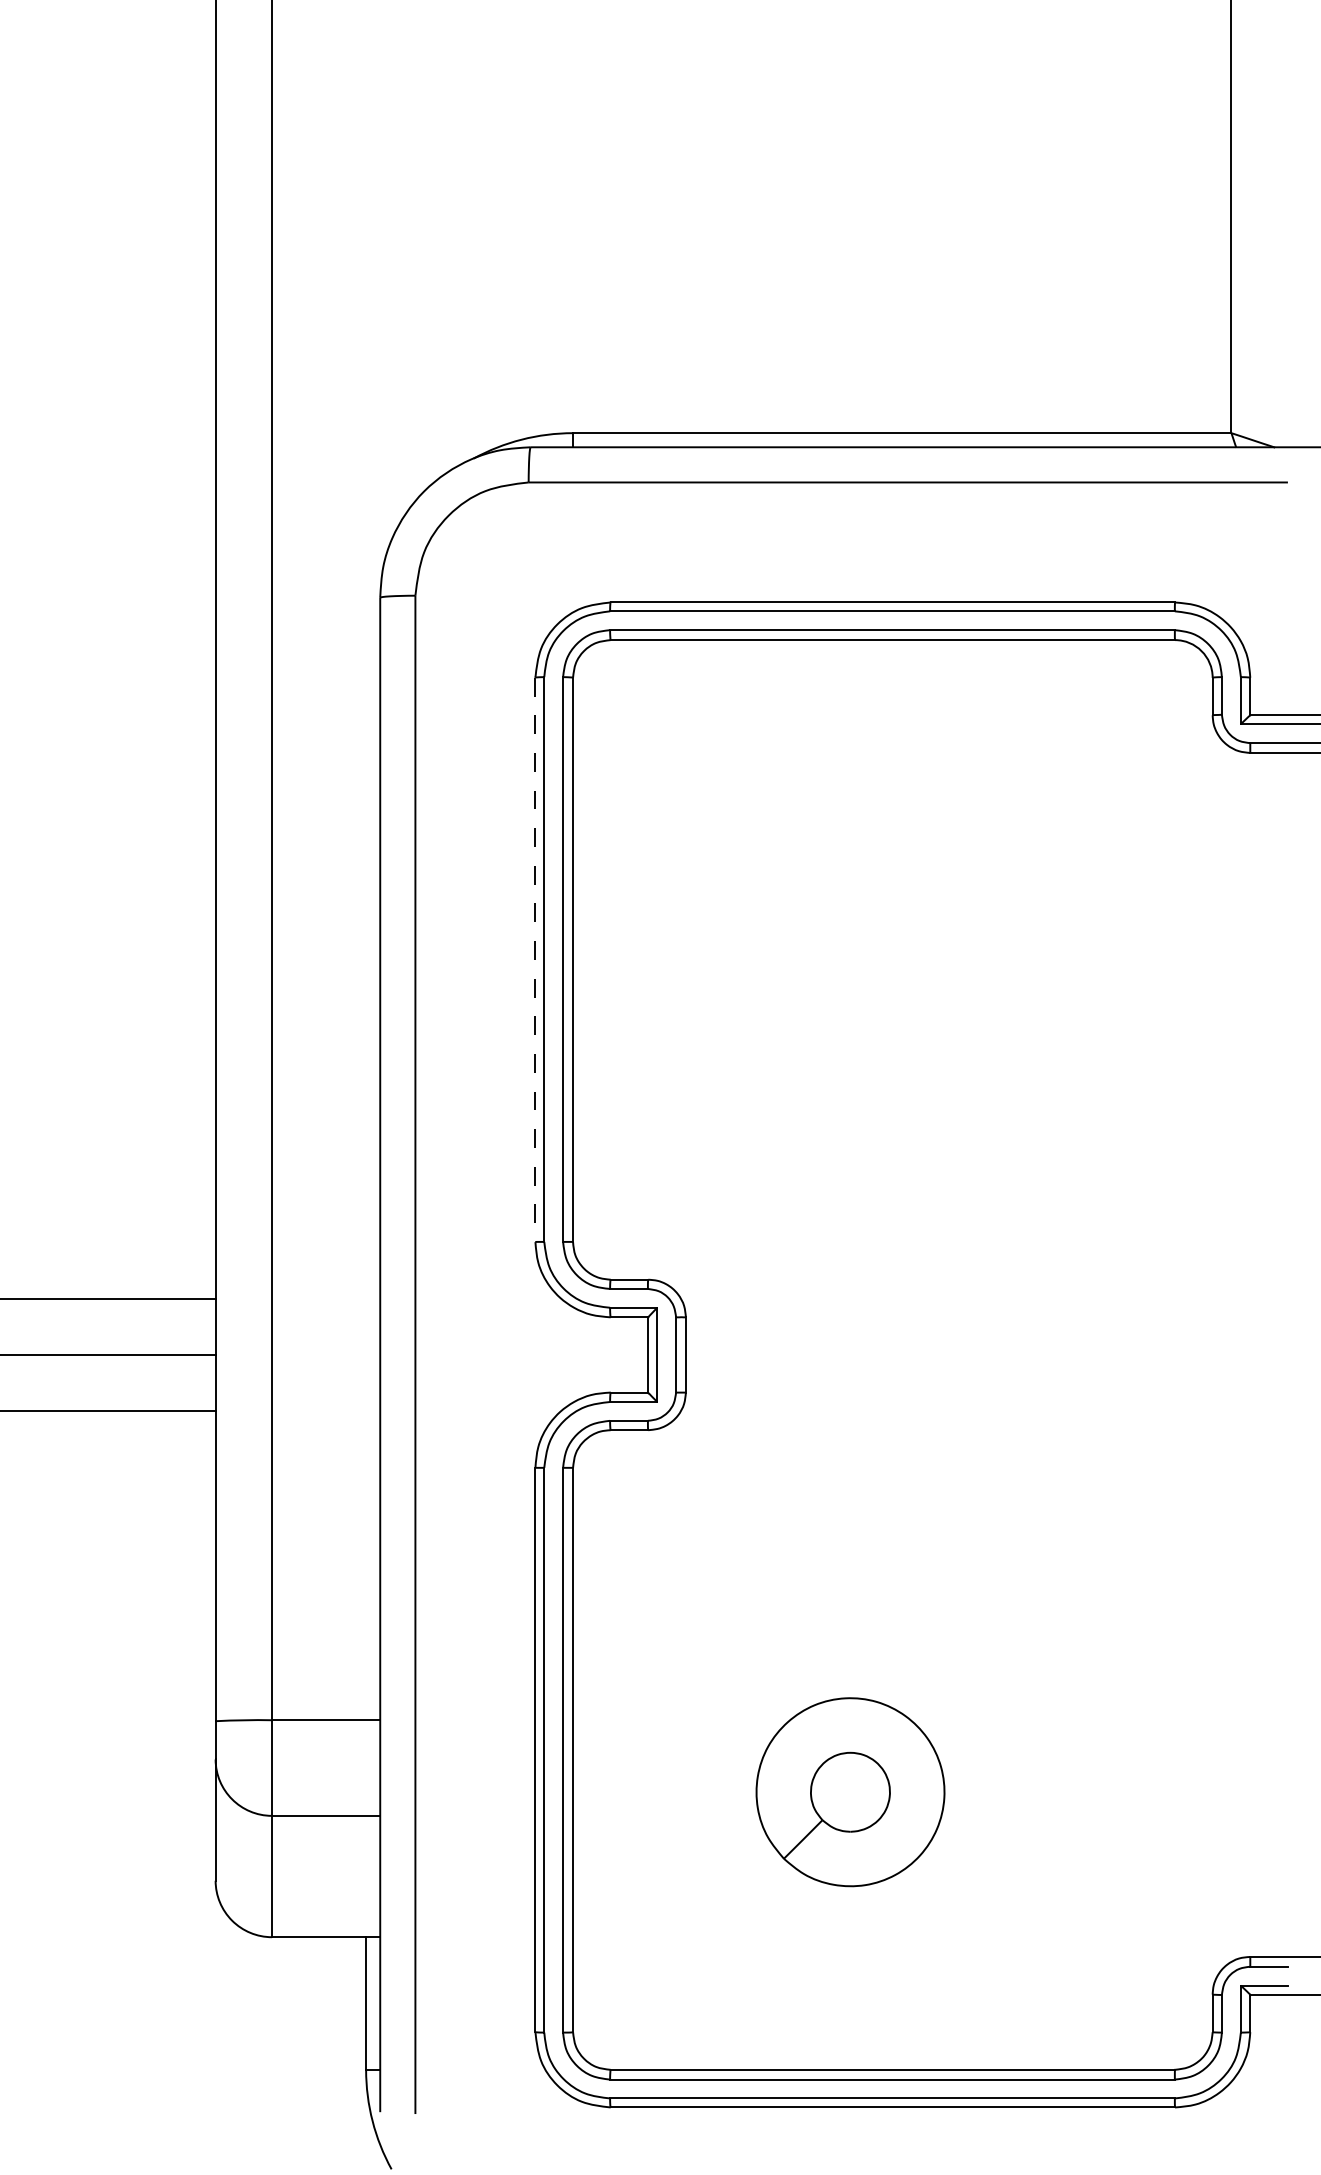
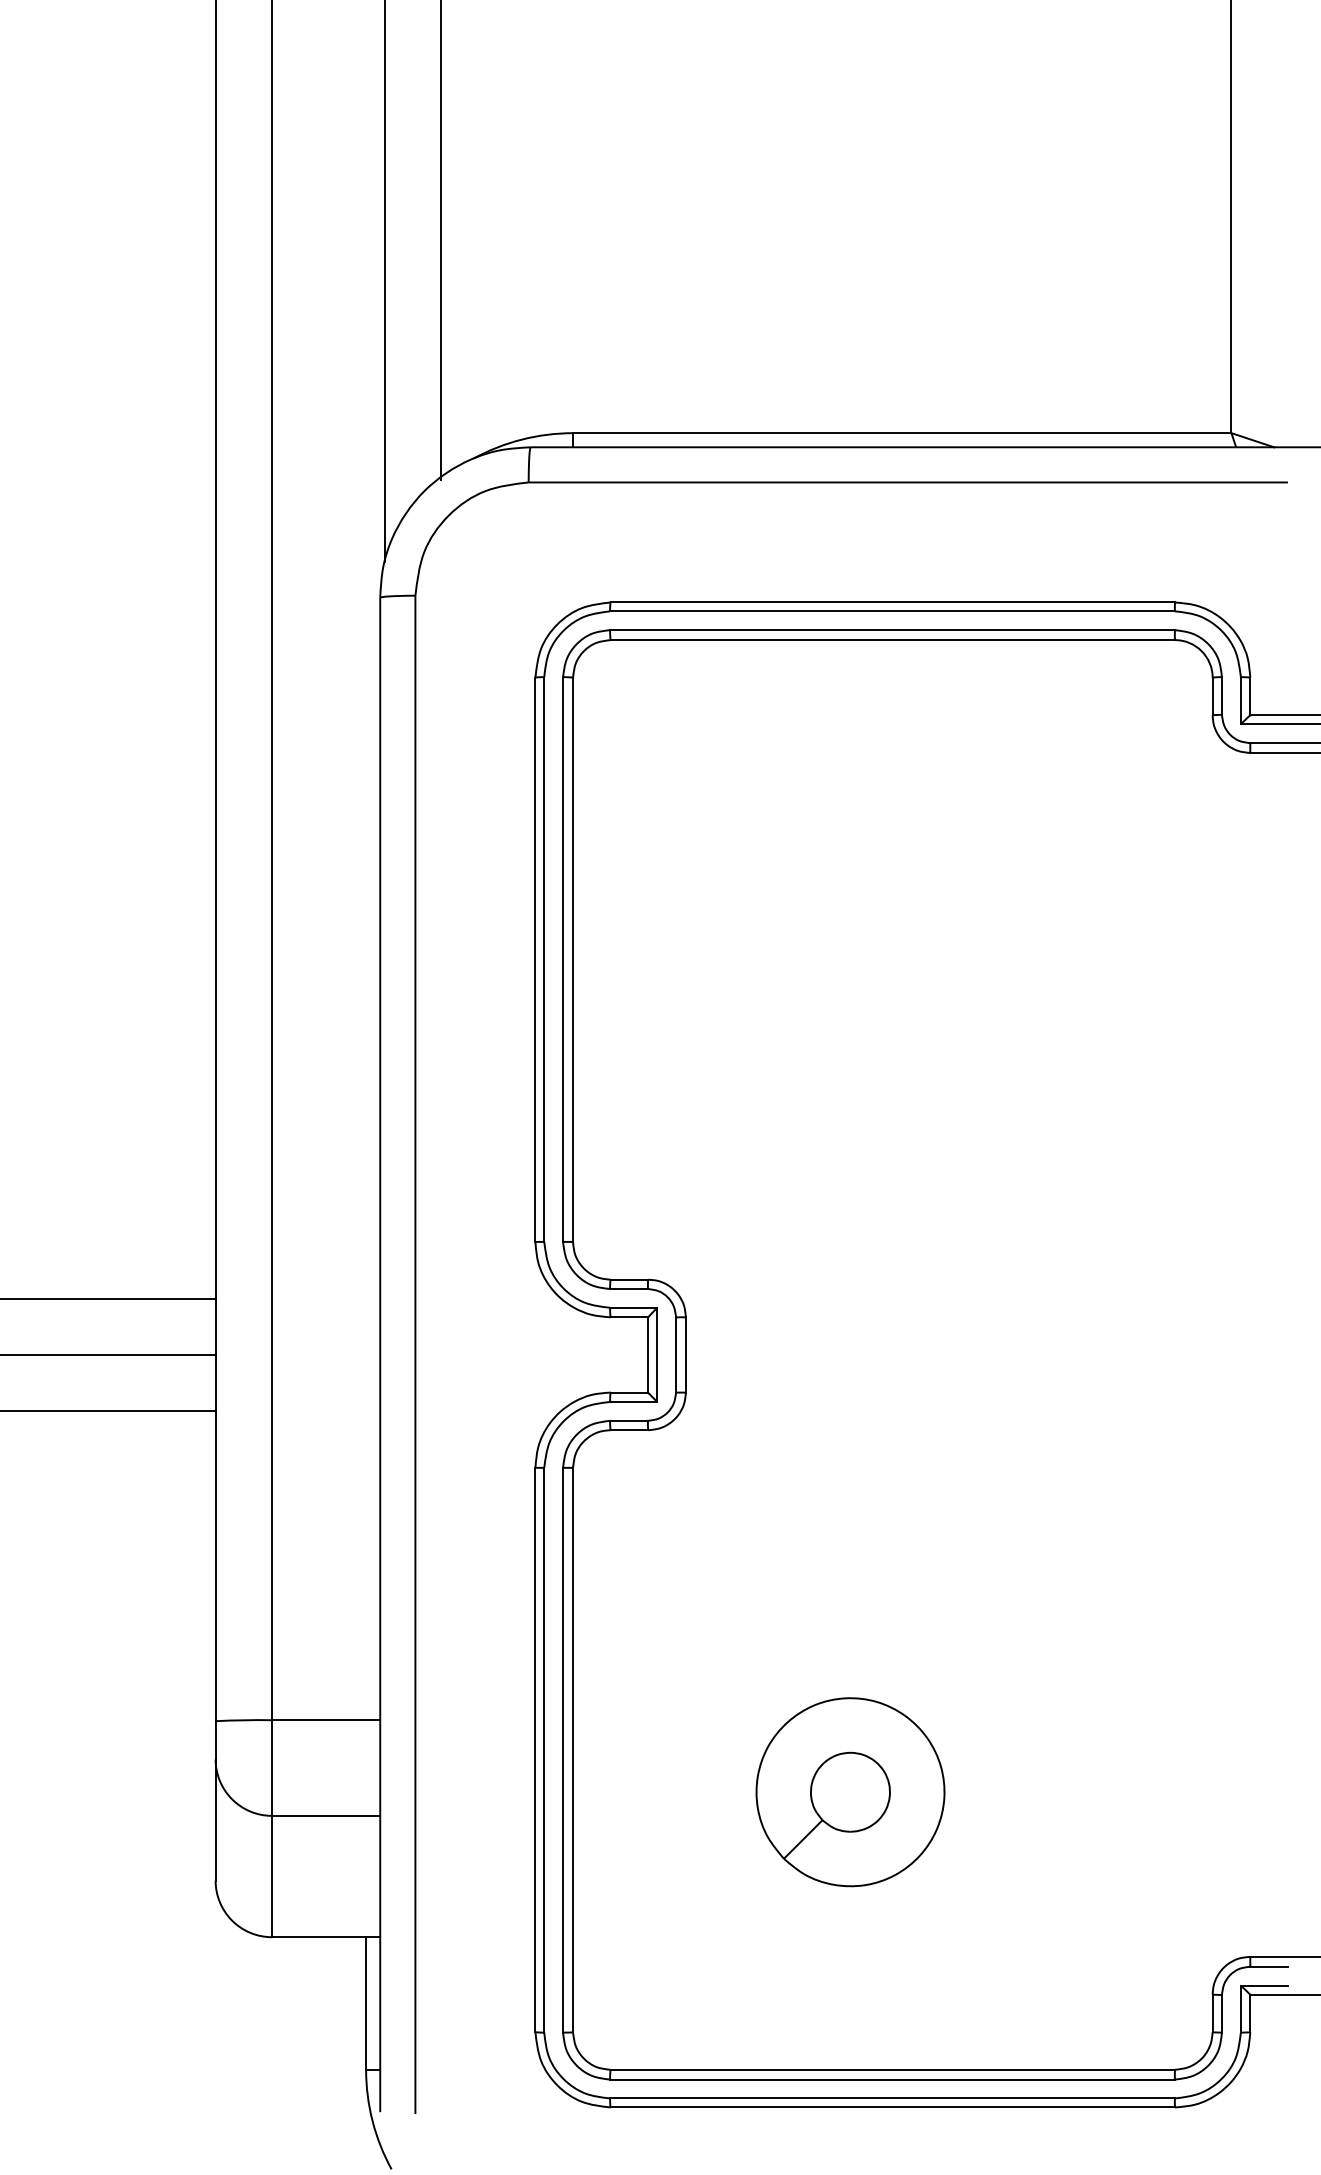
line: none -> present (441, 240)
line: none -> present (384, 282)
line: dashed -> solid (535, 960)
